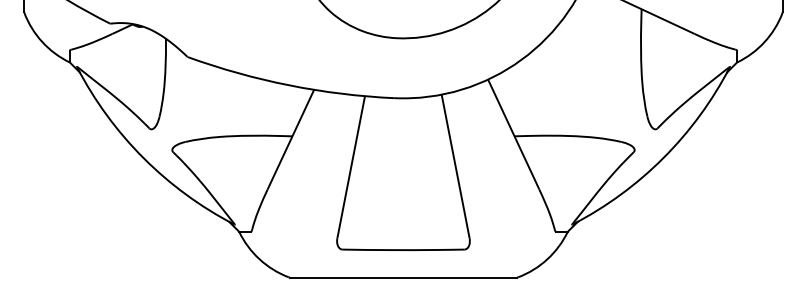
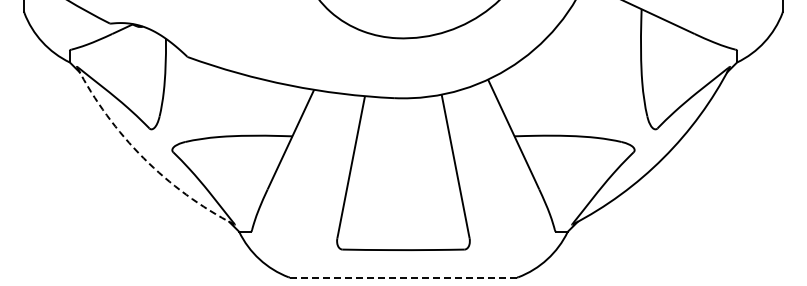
arc: solid -> dashed (143, 158)
line: solid -> dashed (403, 277)
